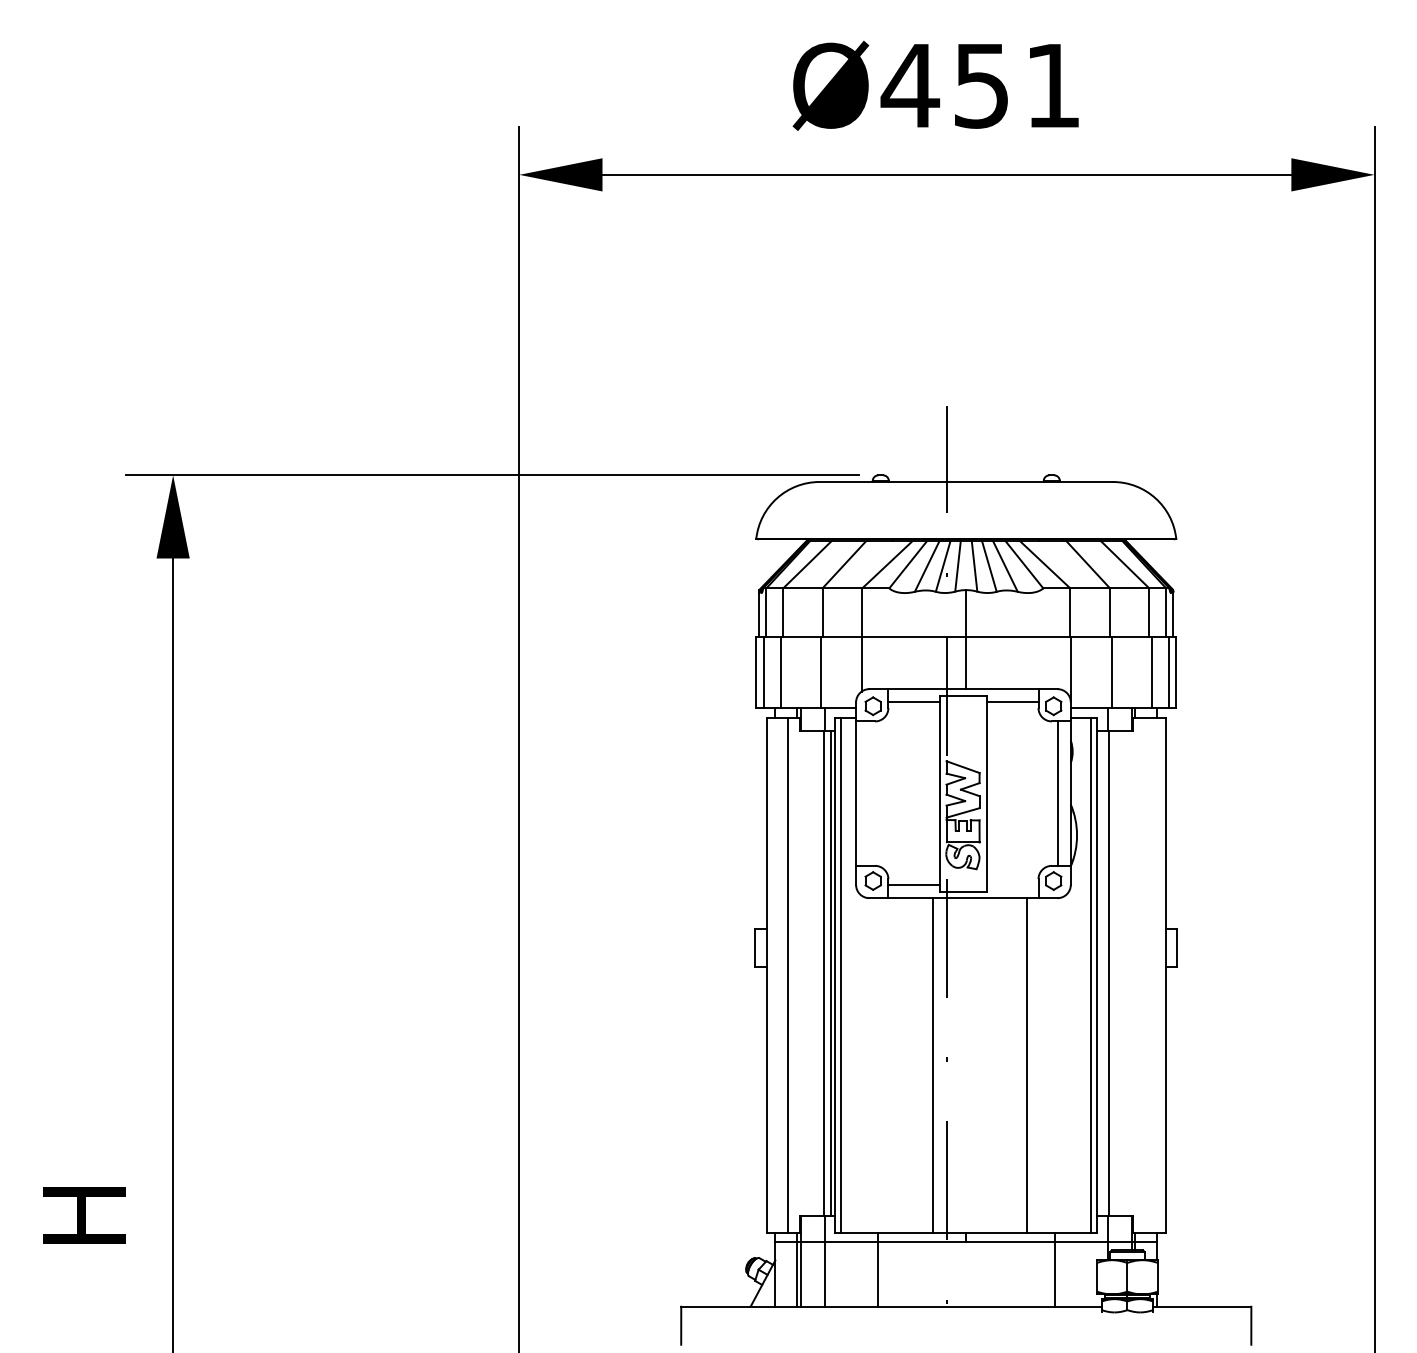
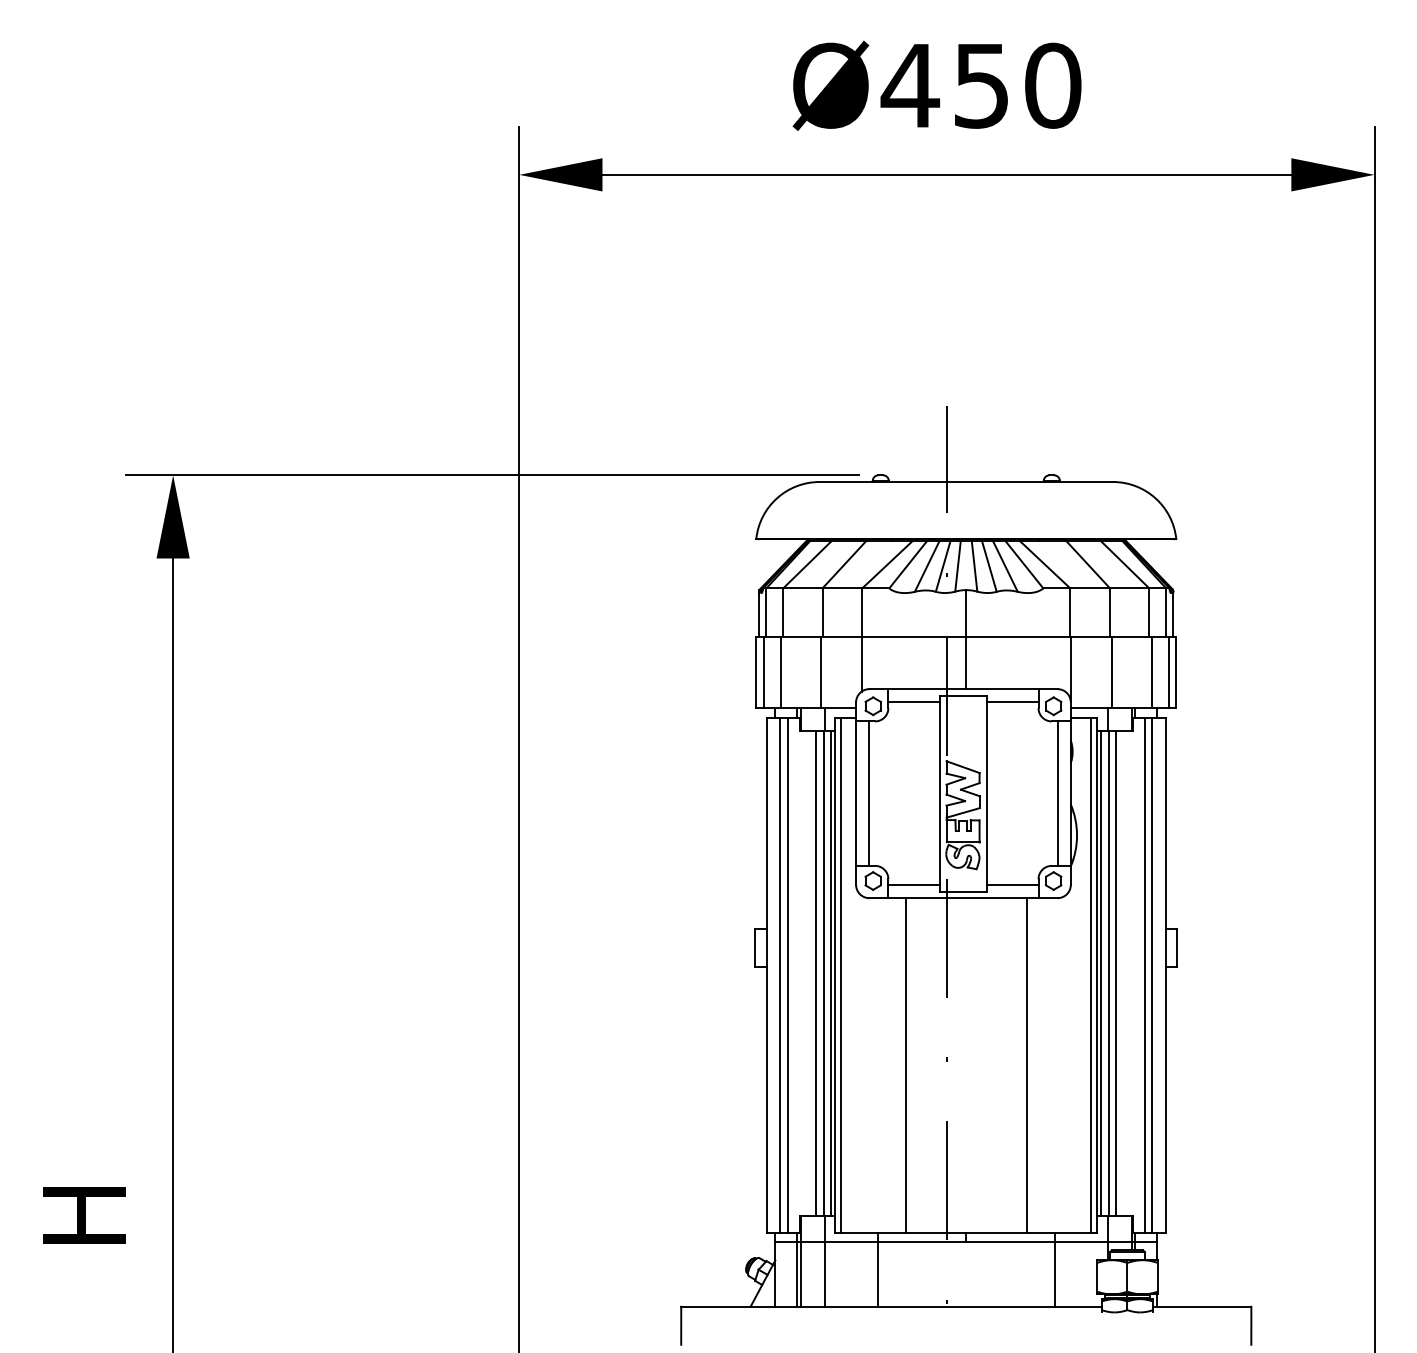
text: Ø451 -> Ø450 (1053, 85)
line: none -> present (869, 793)
line: none -> present (1012, 884)
line: none -> present (816, 972)
line: none -> present (1101, 972)
line: none -> present (1116, 972)
line: none -> present (780, 974)
line: none -> present (1144, 974)
line: none -> present (1152, 974)
line position: (932, 1065) -> (905, 1065) (905, 1065)
